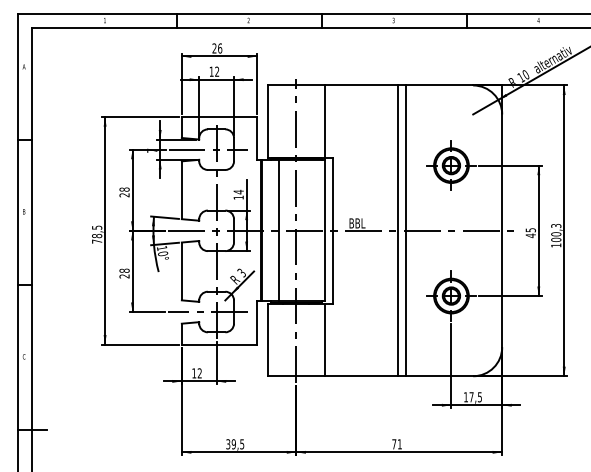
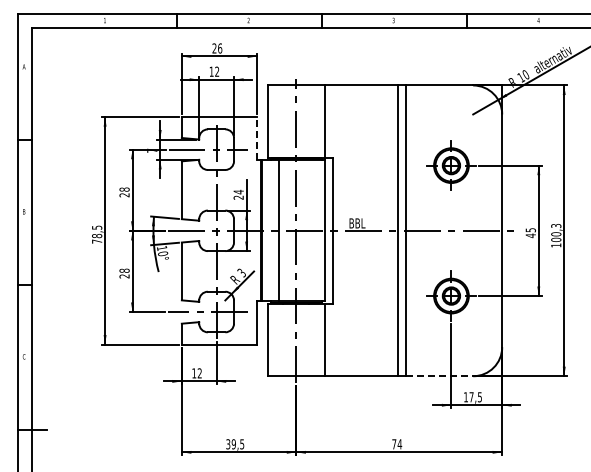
line: solid -> dashed (257, 138)
text: 14 -> 24 (238, 197)
line: solid -> dashed (440, 376)
text: 71 -> 74 (399, 444)
